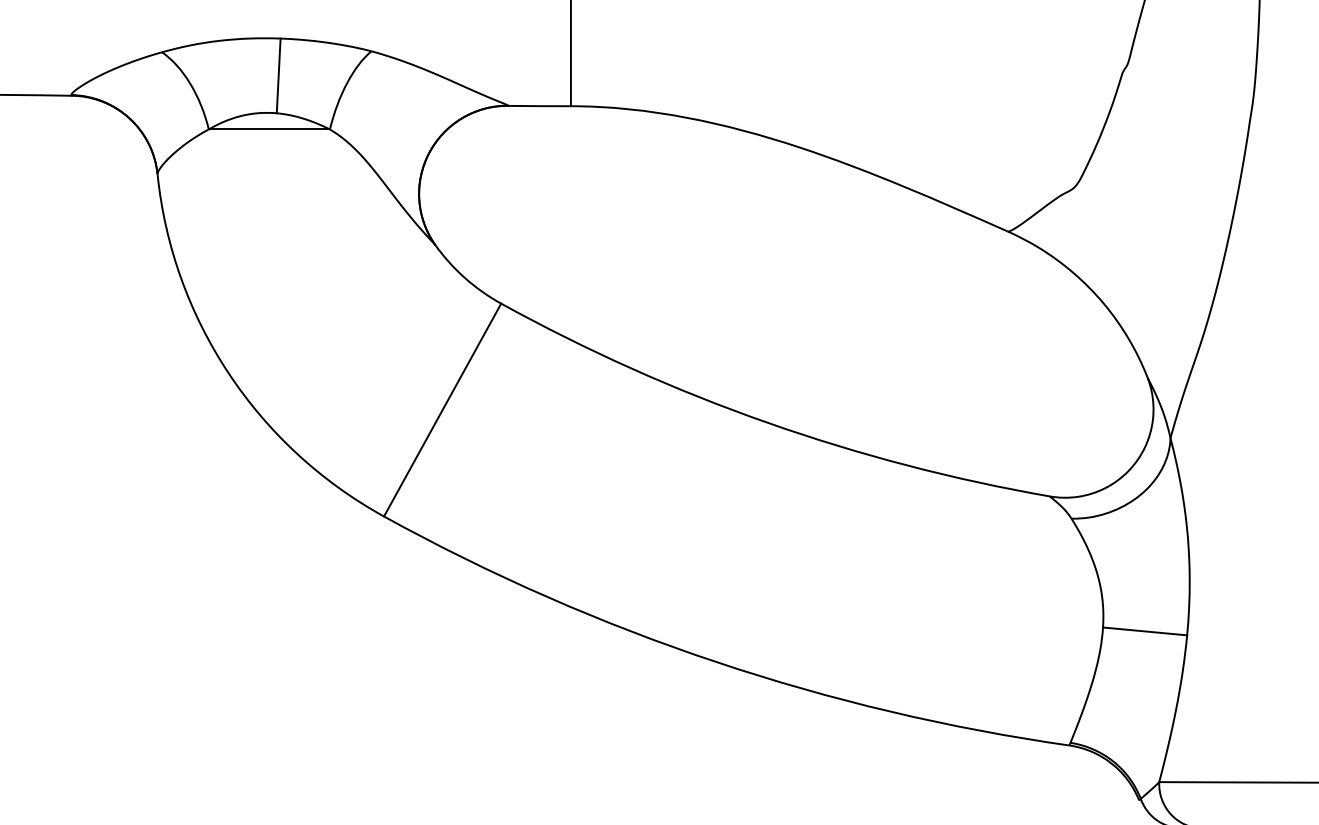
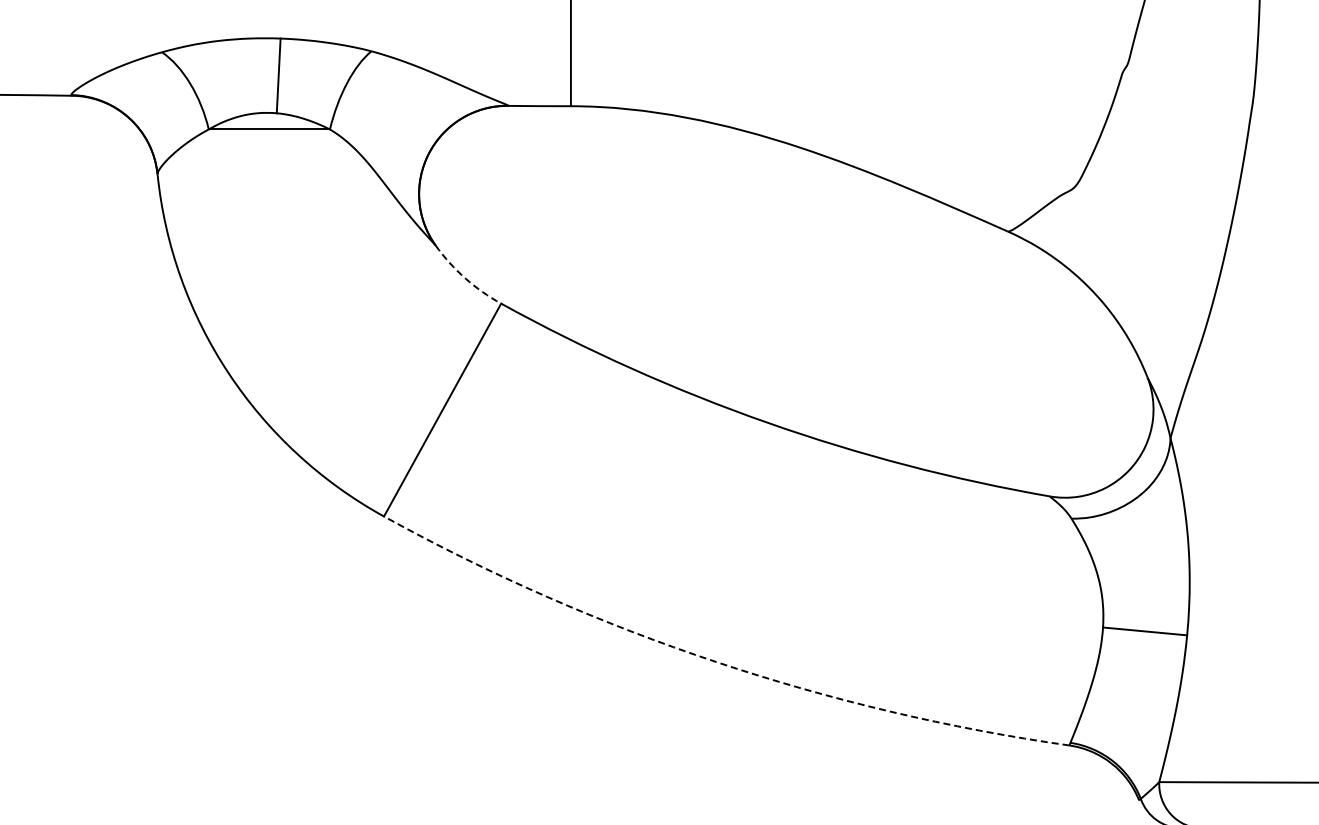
arc: solid -> dashed (465, 278)
arc: solid -> dashed (716, 662)
